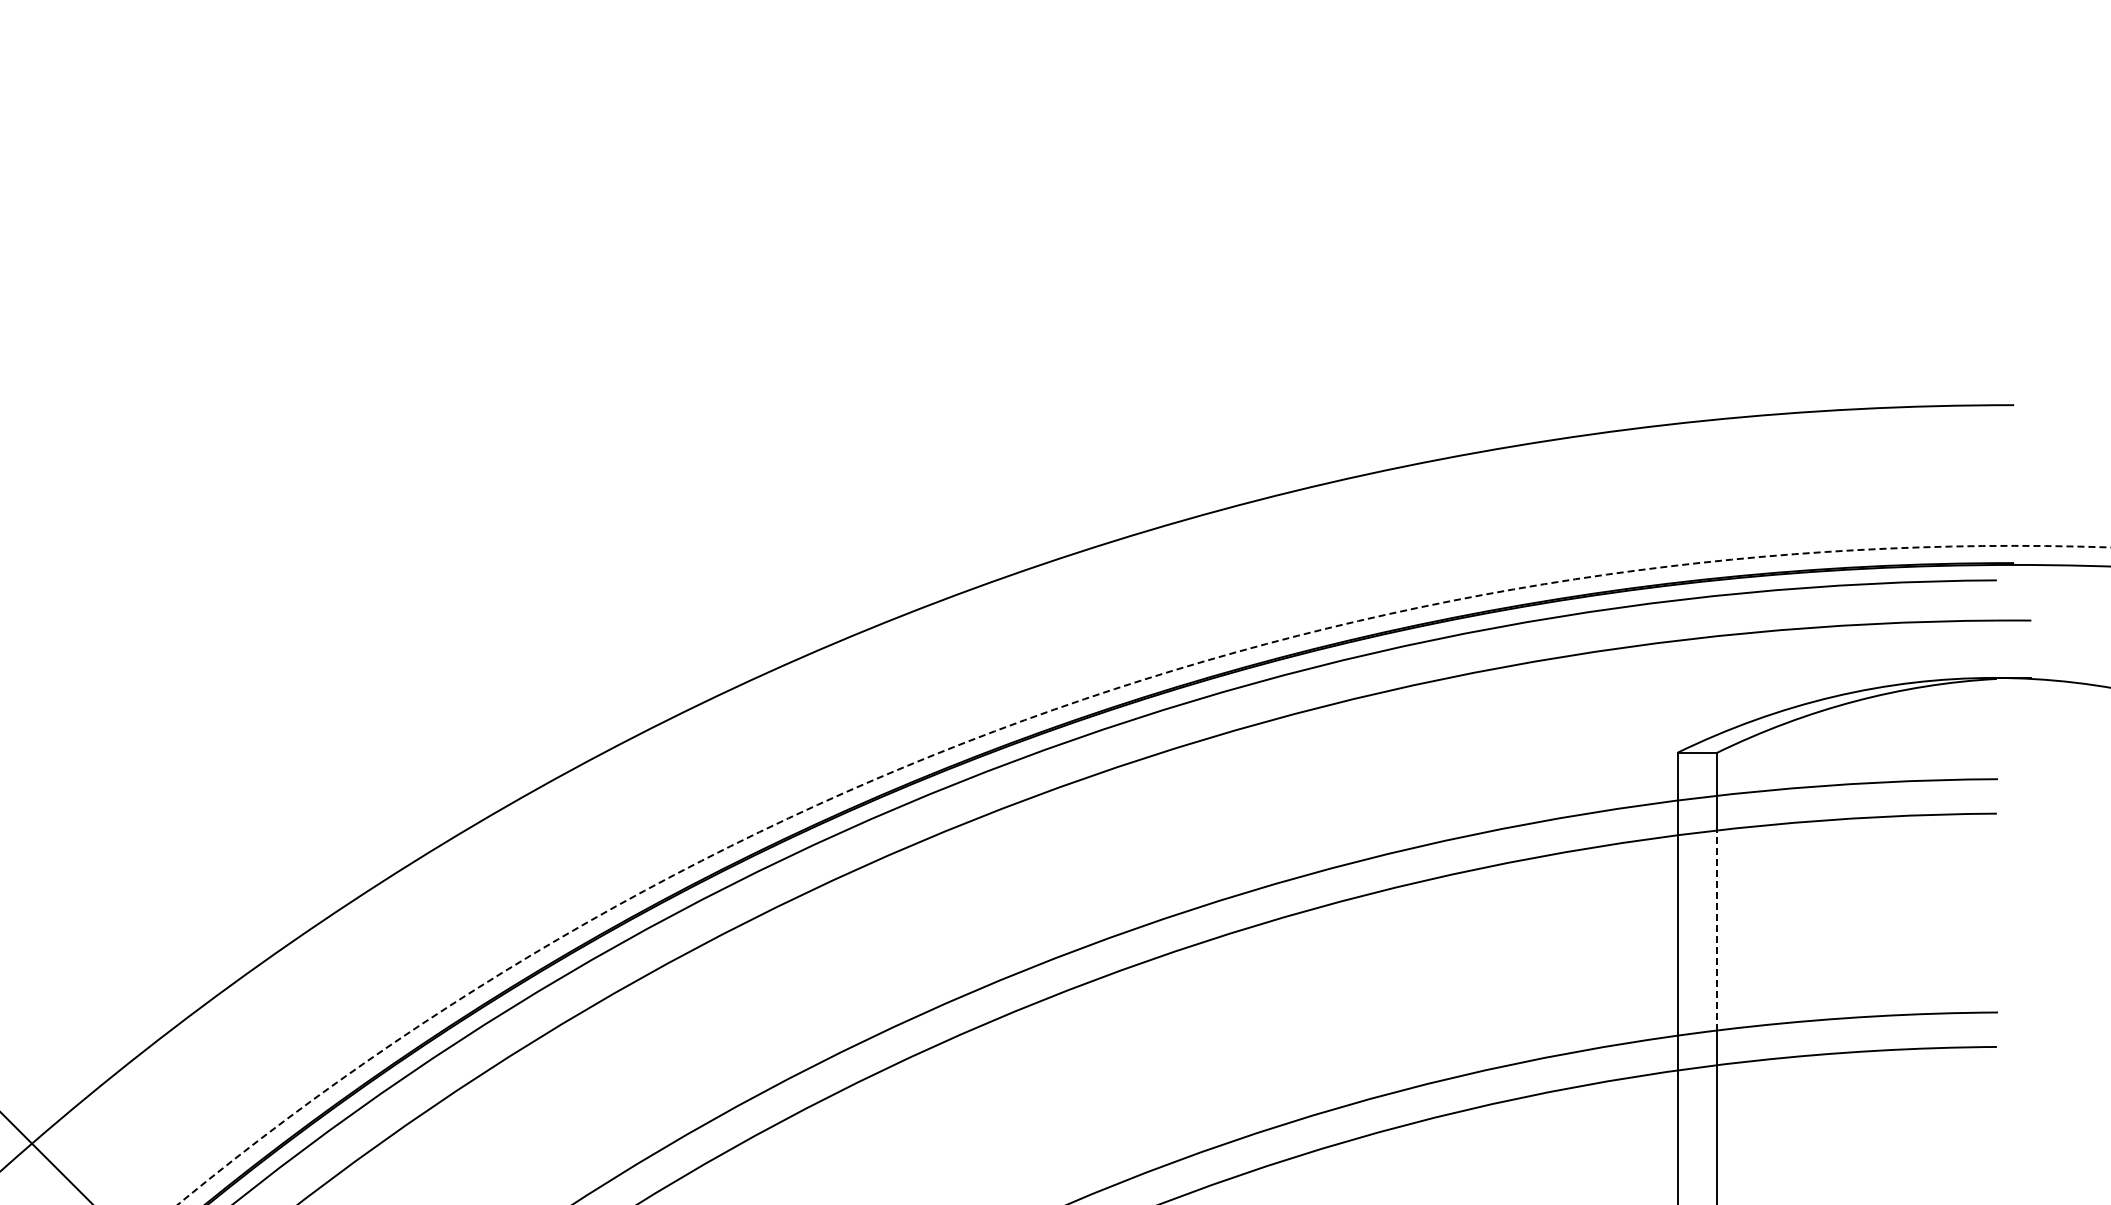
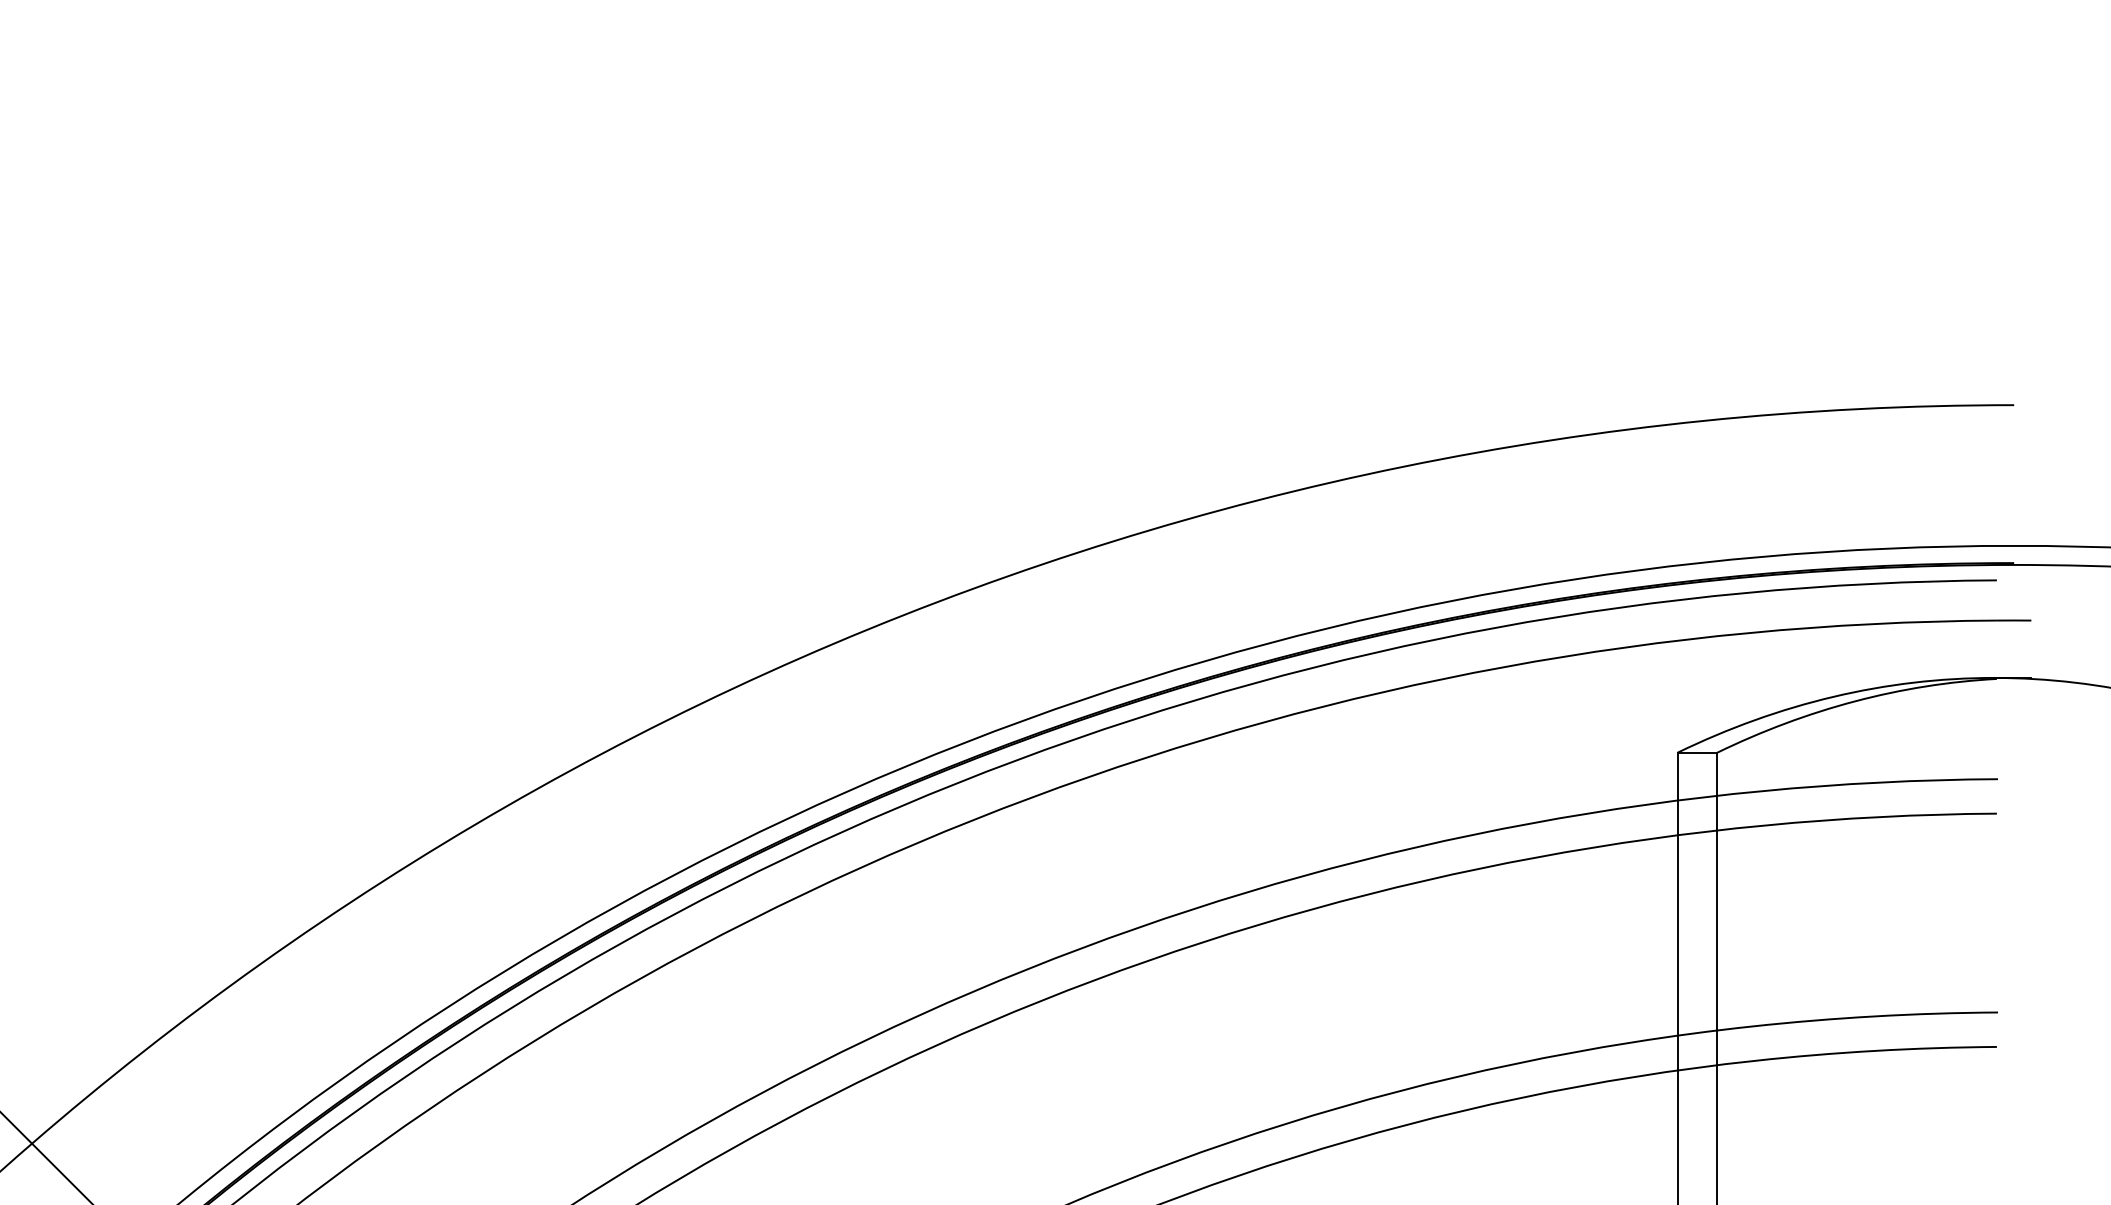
arc: dashed -> solid (1084, 699)
line: dashed -> solid (1717, 930)
